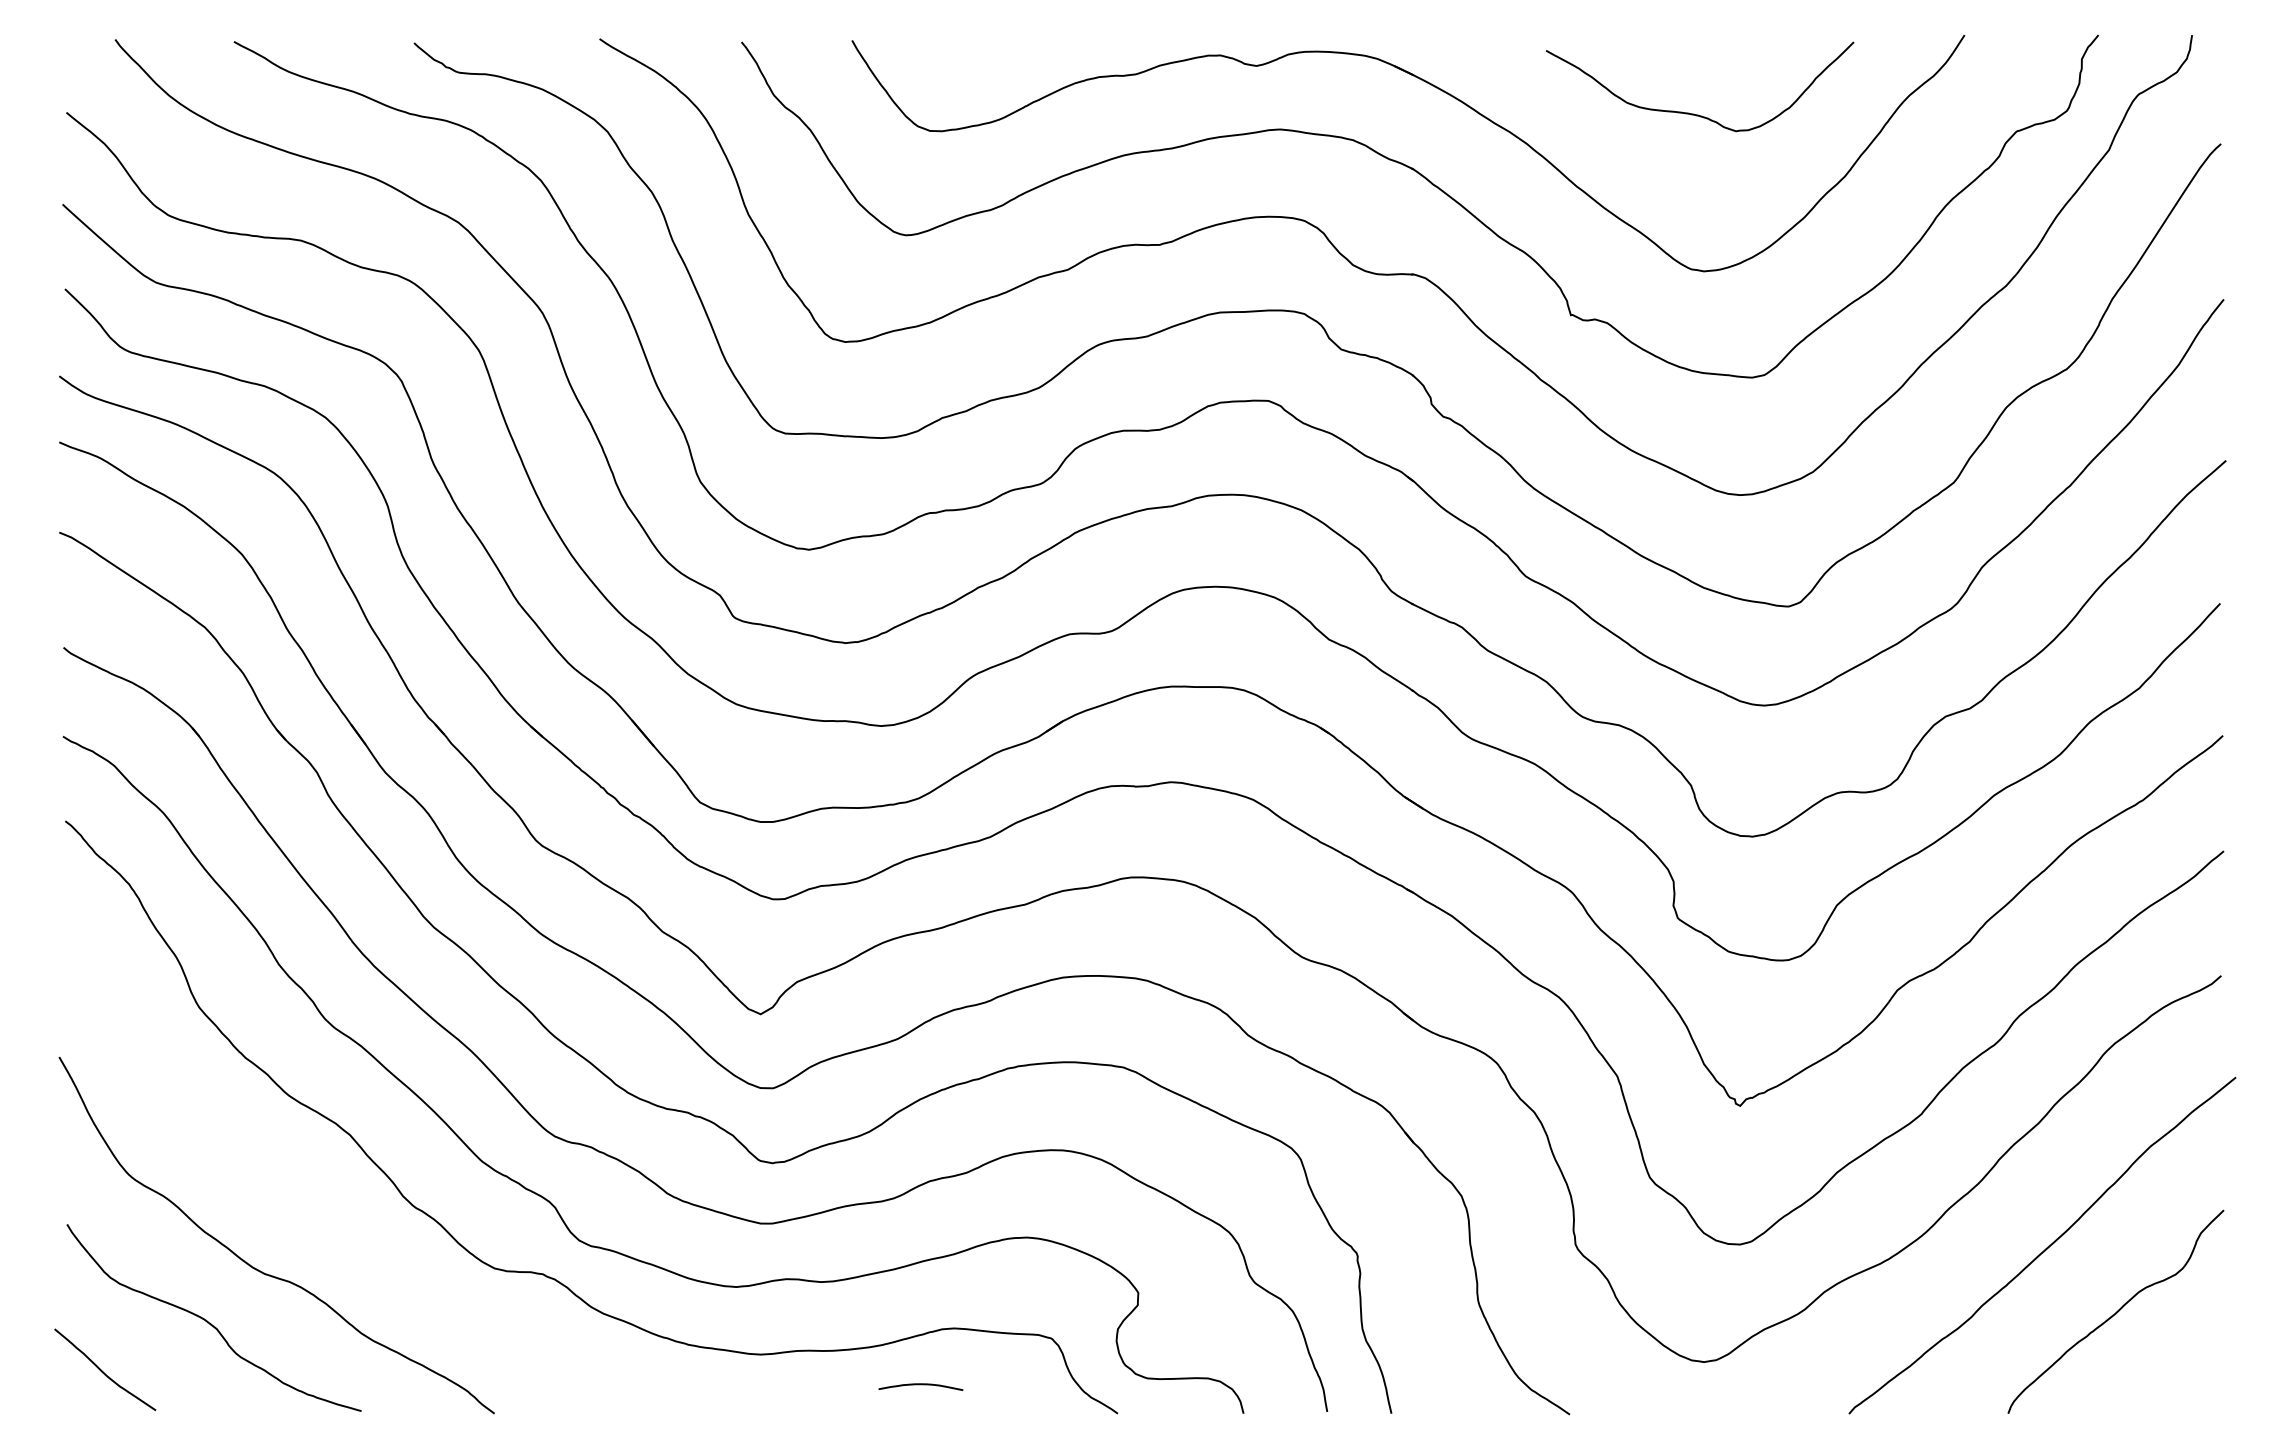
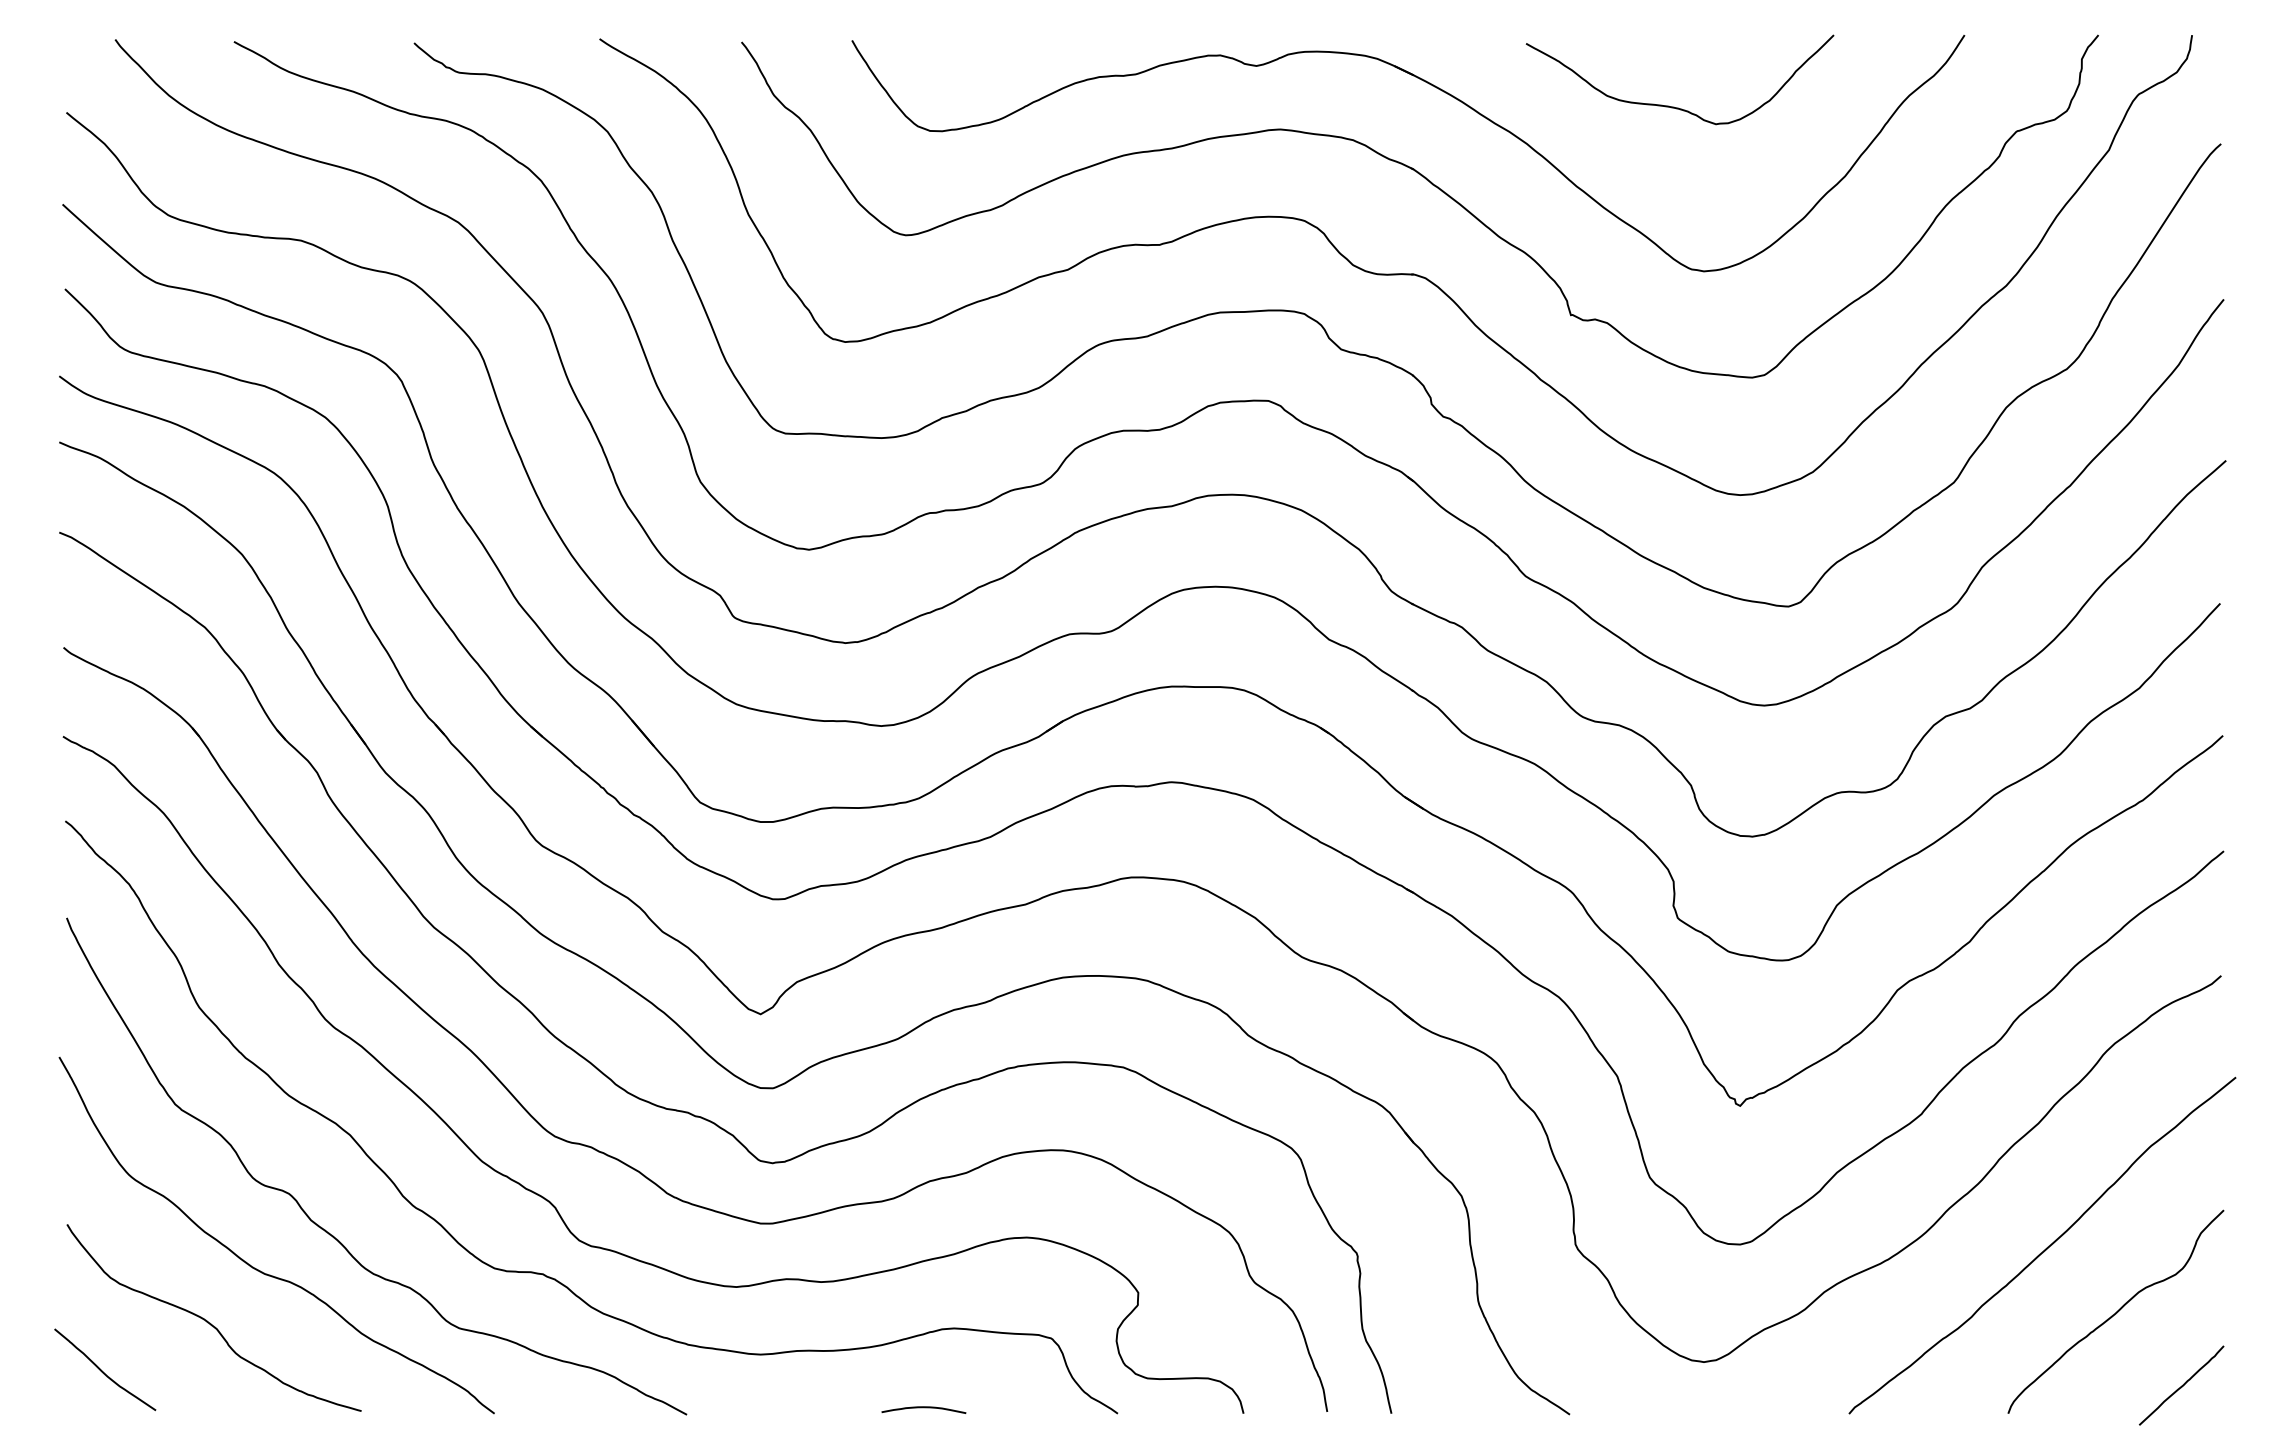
curve position: (1694, 113) -> (1674, 106) (1674, 106)
curve: none -> present (329, 1232)
curve position: (920, 1385) -> (923, 1408) (923, 1408)
curve: none -> present (2181, 1385)
